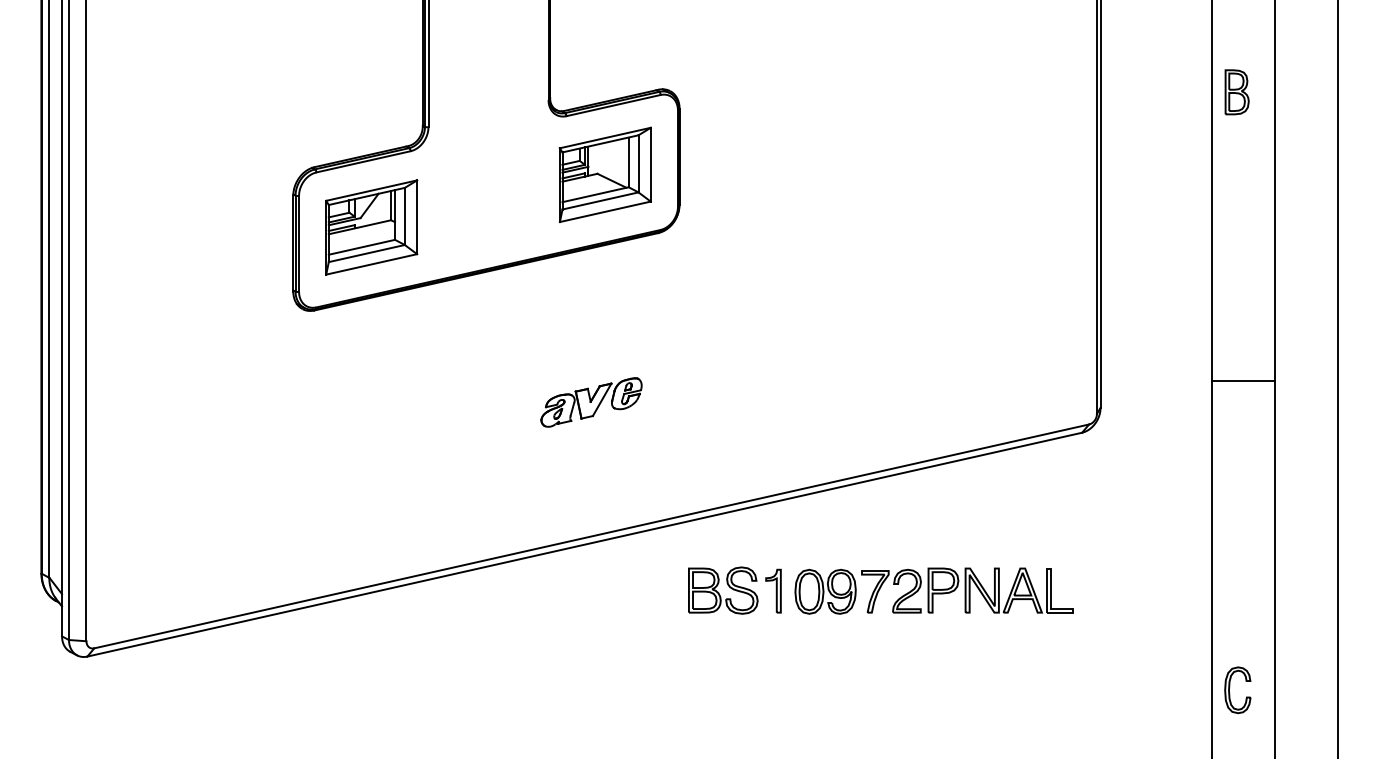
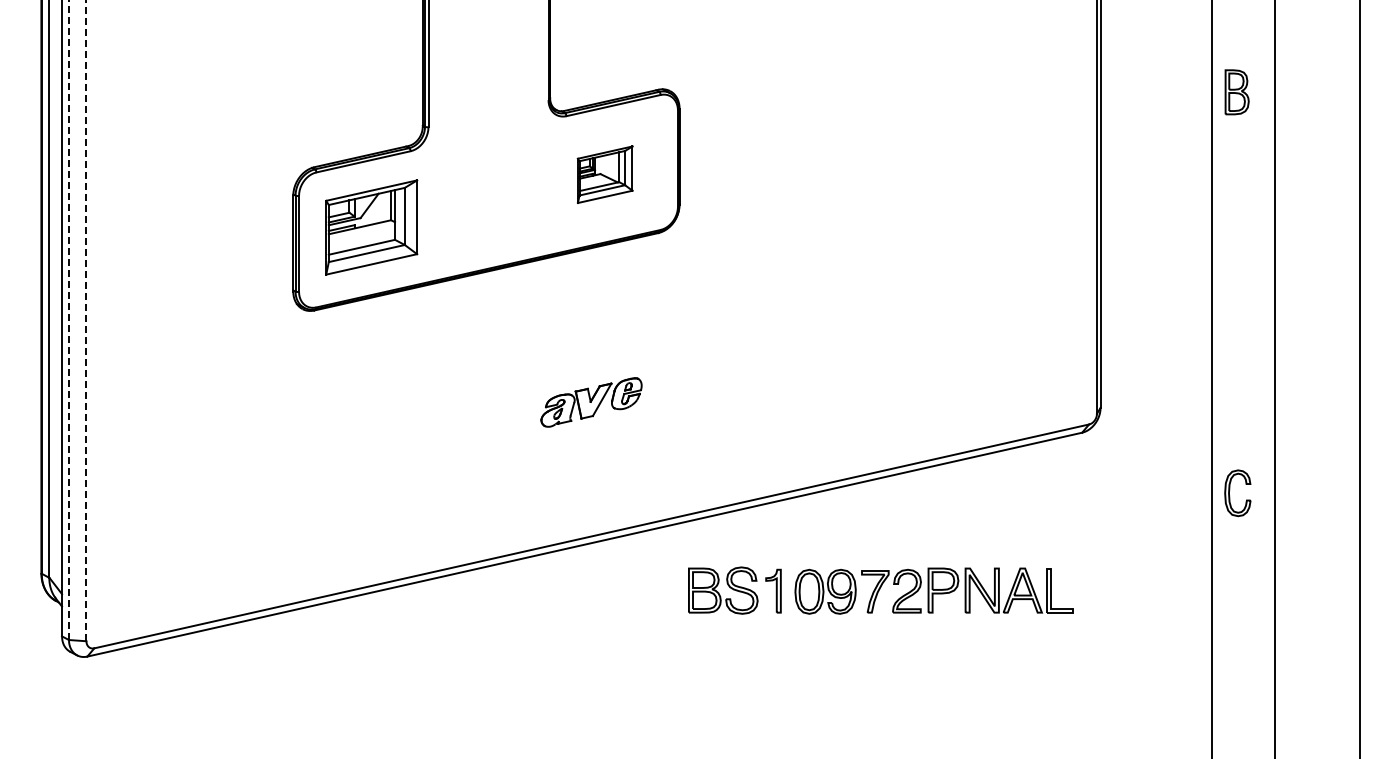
part size: 94x97 px -> 58x59 px (604, 174)
line: solid -> dashed (68, 320)
line: solid -> dashed (86, 320)
line position: (1337, 378) -> (1359, 378) (1359, 378)
line: present -> none (1242, 381)
part position: (1230, 687) -> (1230, 490) (1230, 490)
